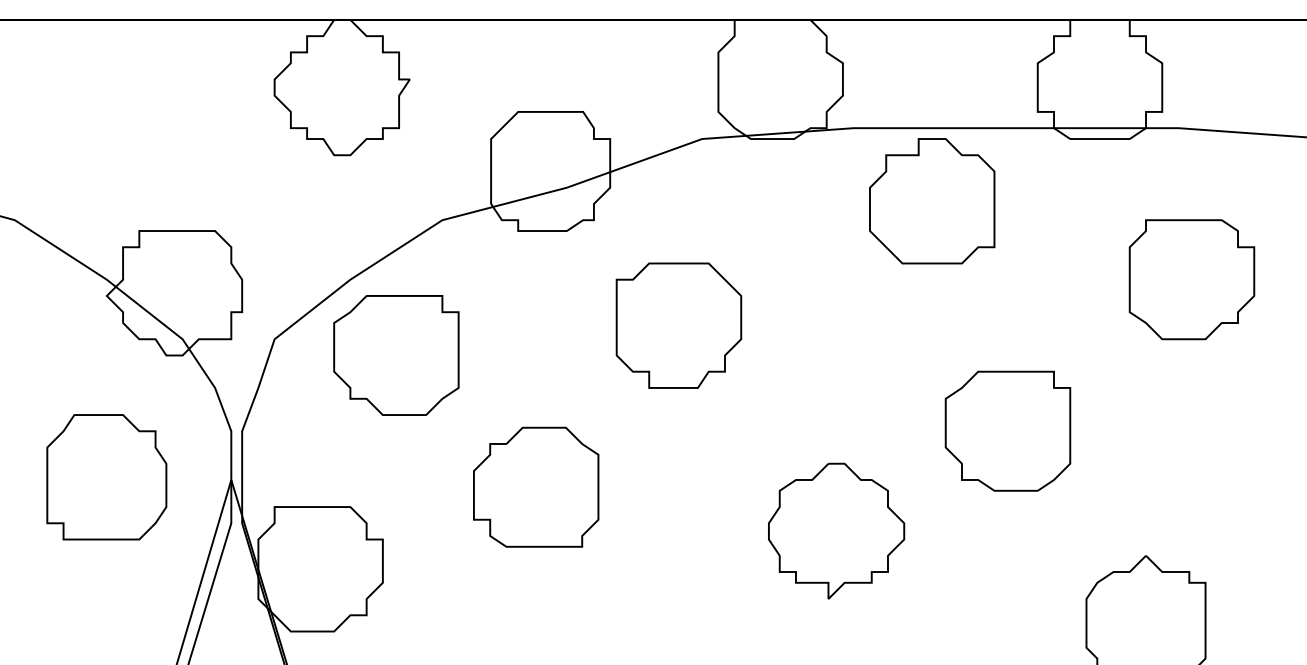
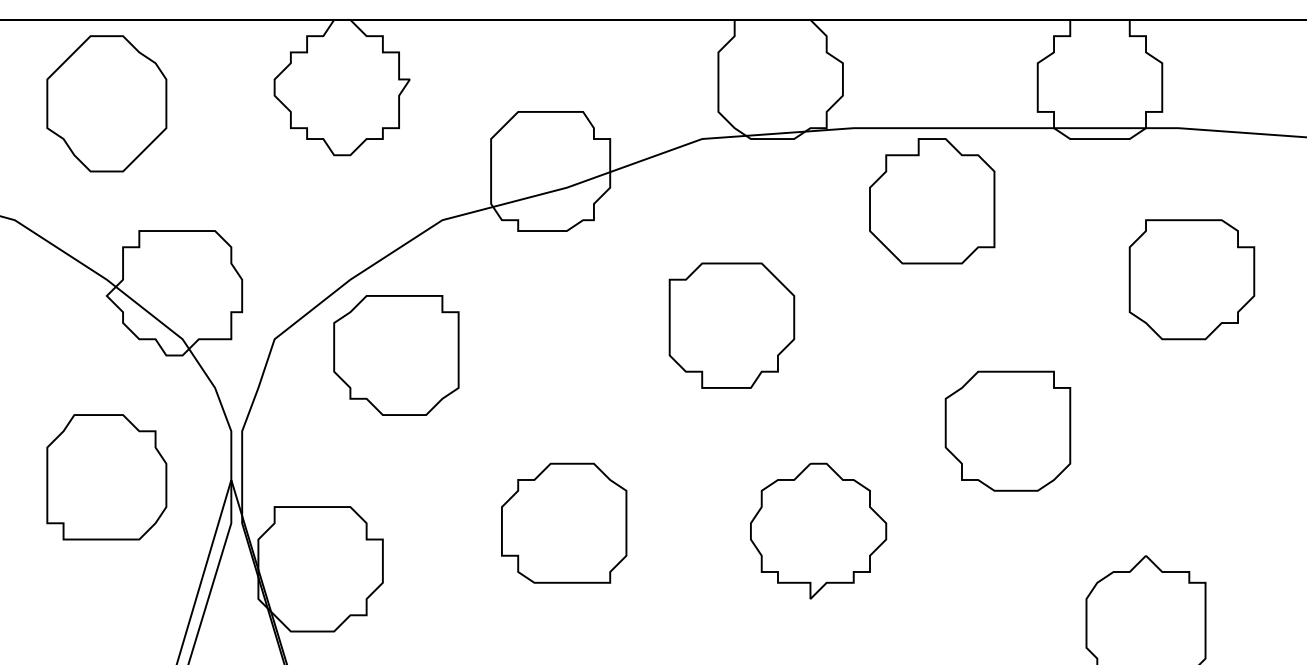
part: none -> present (106, 103)
part position: (678, 325) -> (731, 325) (731, 325)
part position: (536, 486) -> (564, 522) (564, 522)
part position: (836, 530) -> (818, 530) (818, 530)
